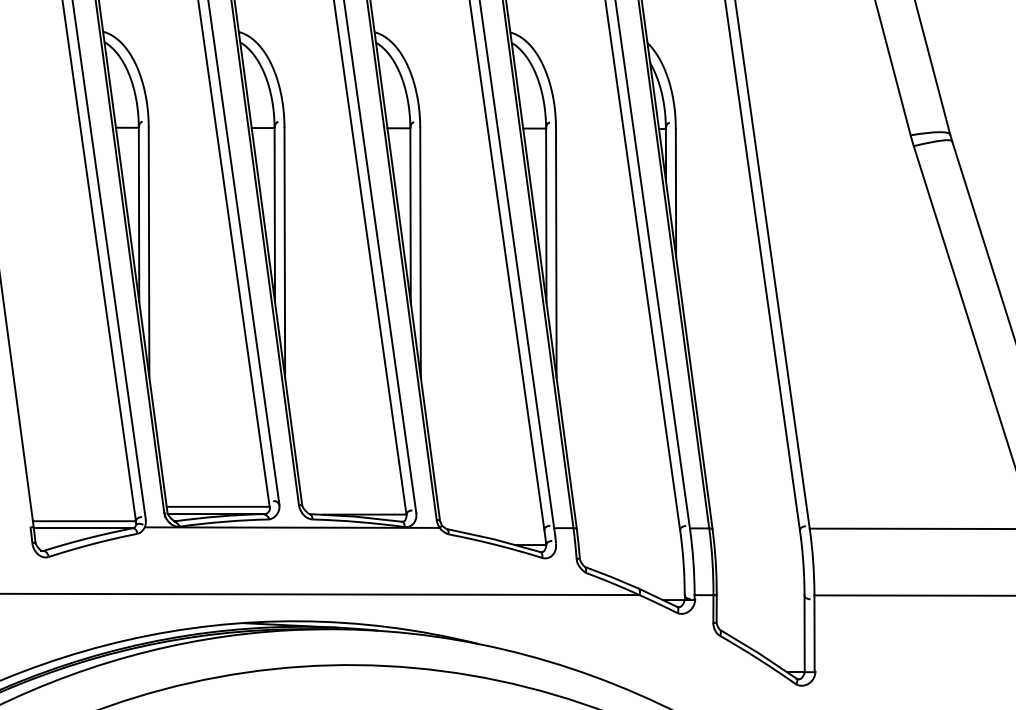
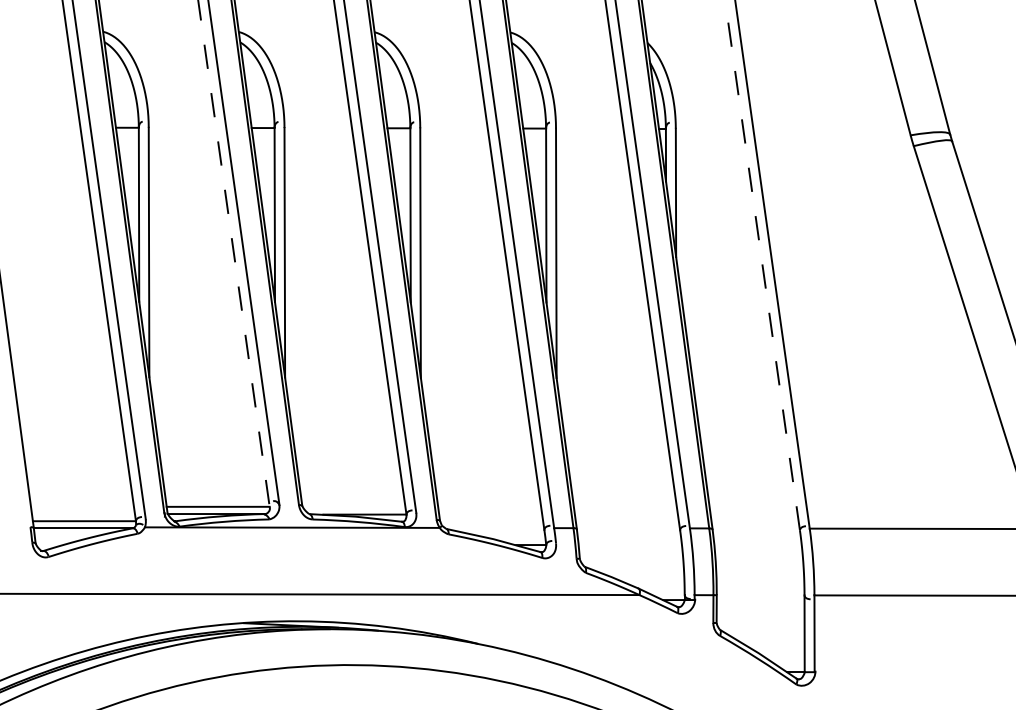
line: solid -> dashed (233, 253)
line: solid -> dashed (762, 265)
